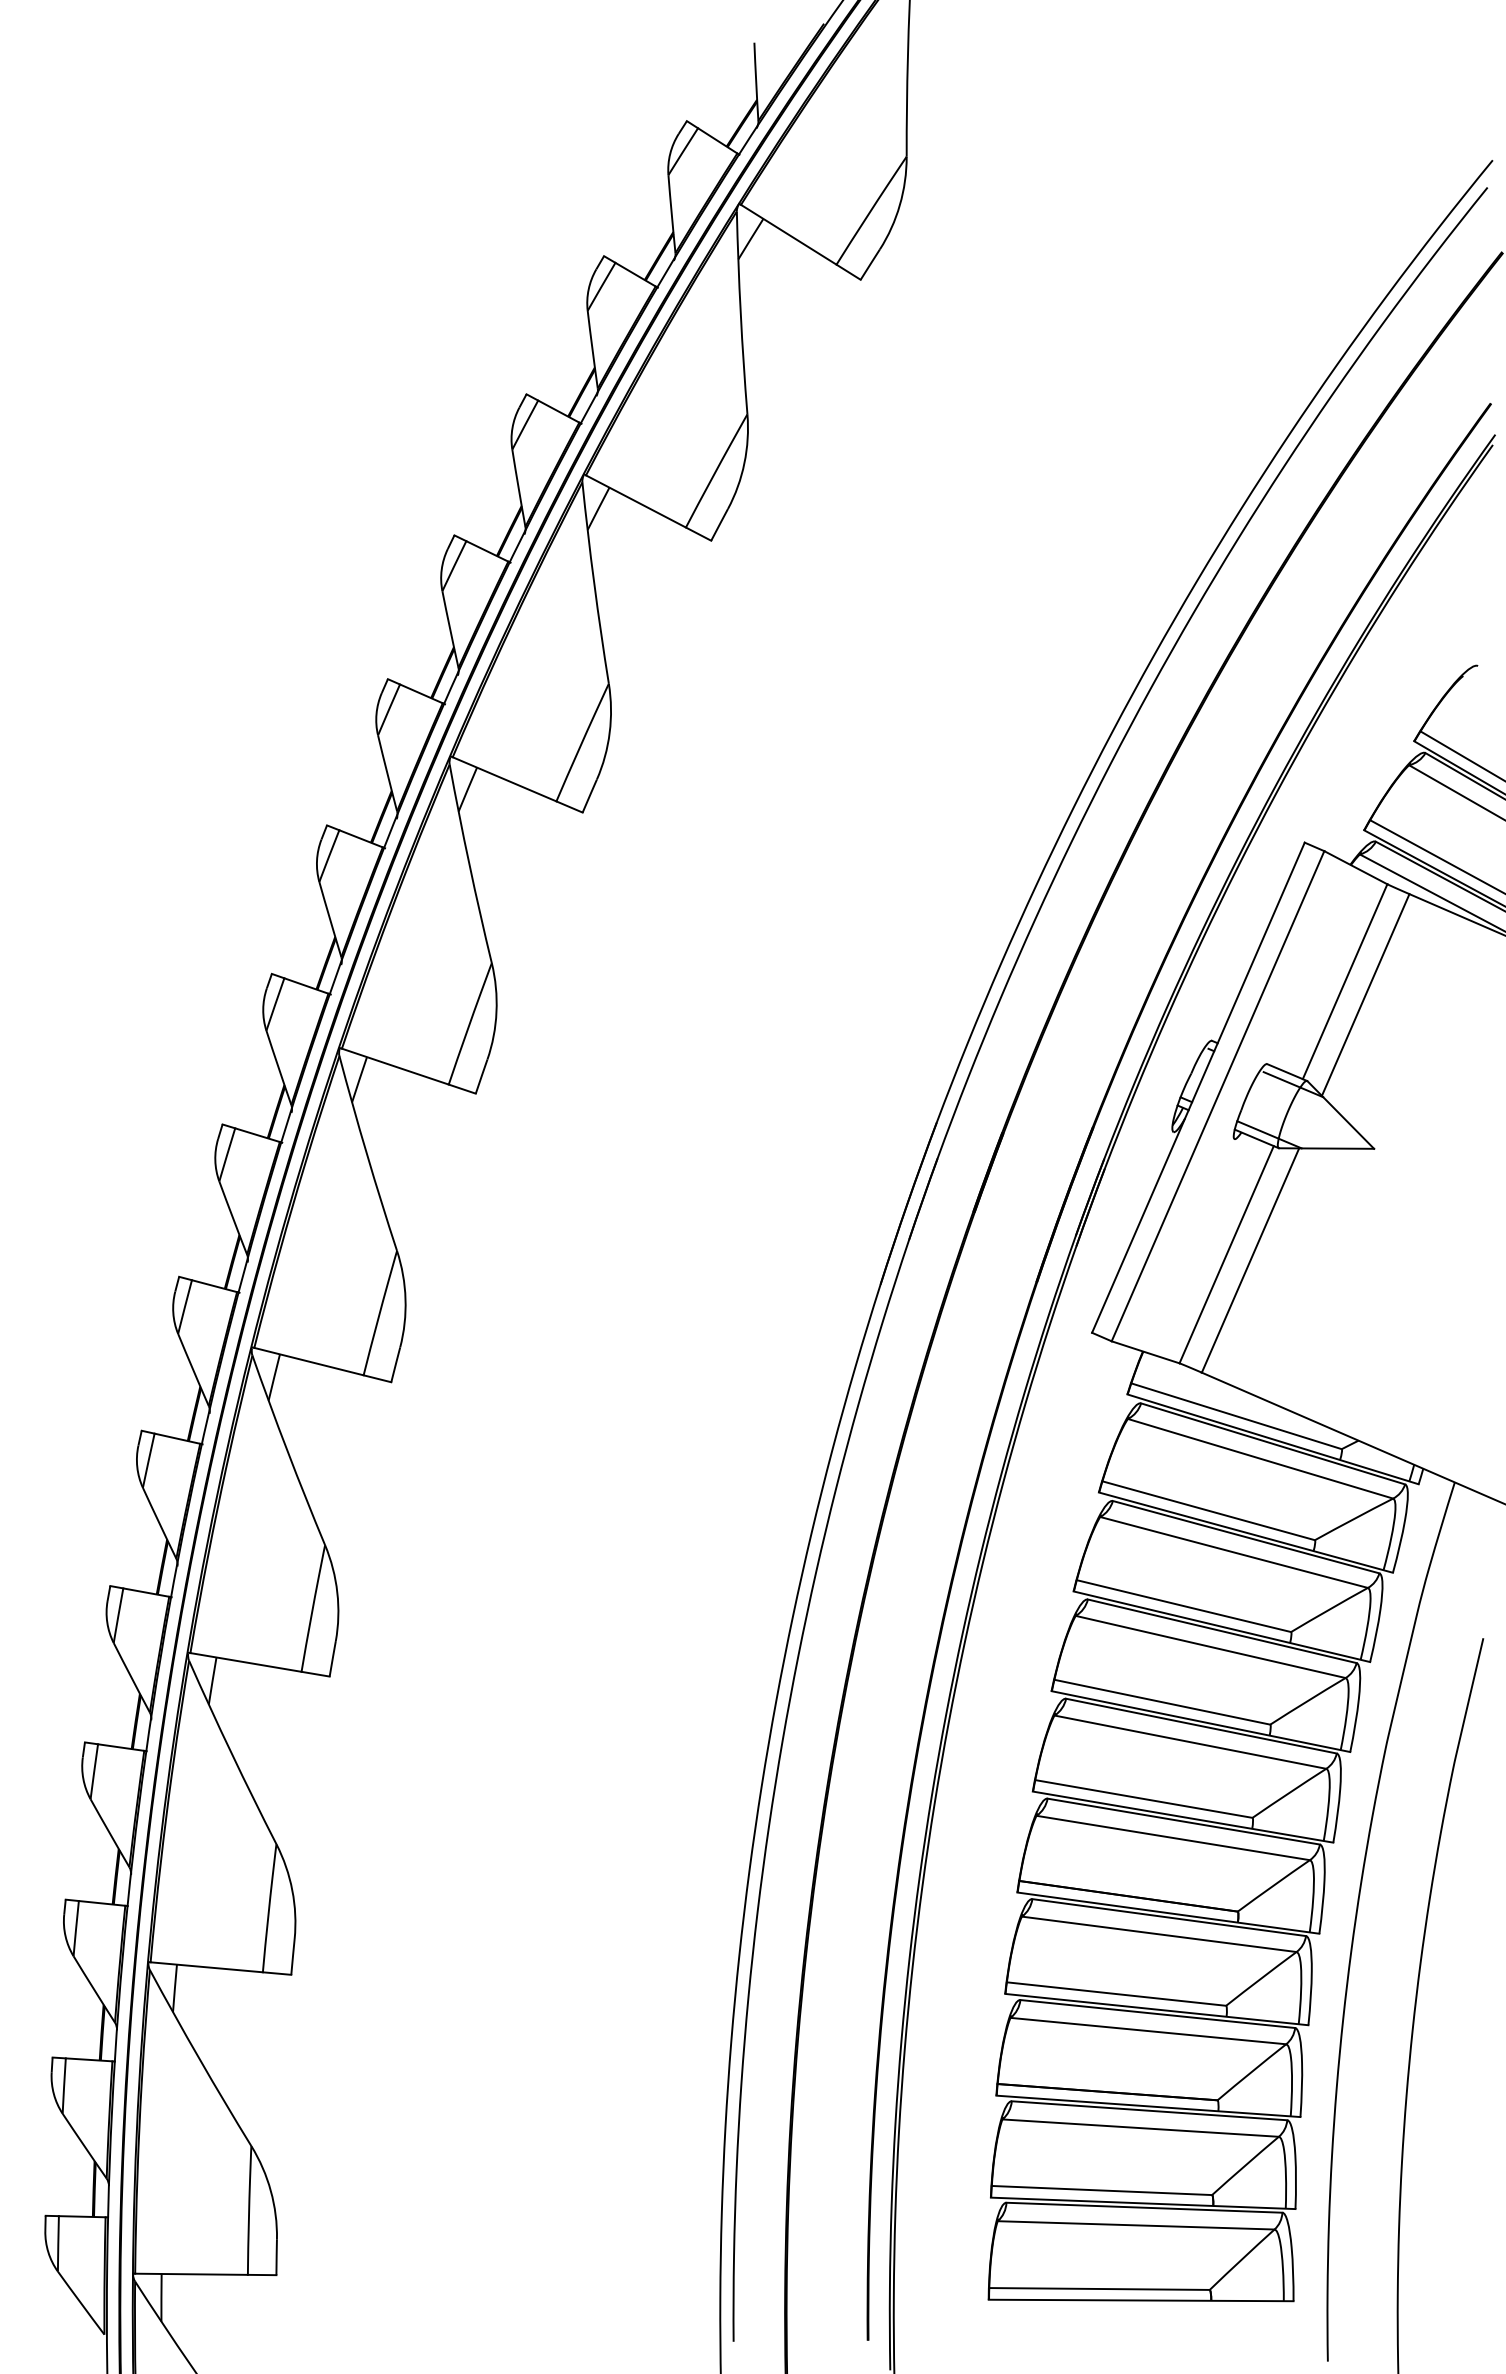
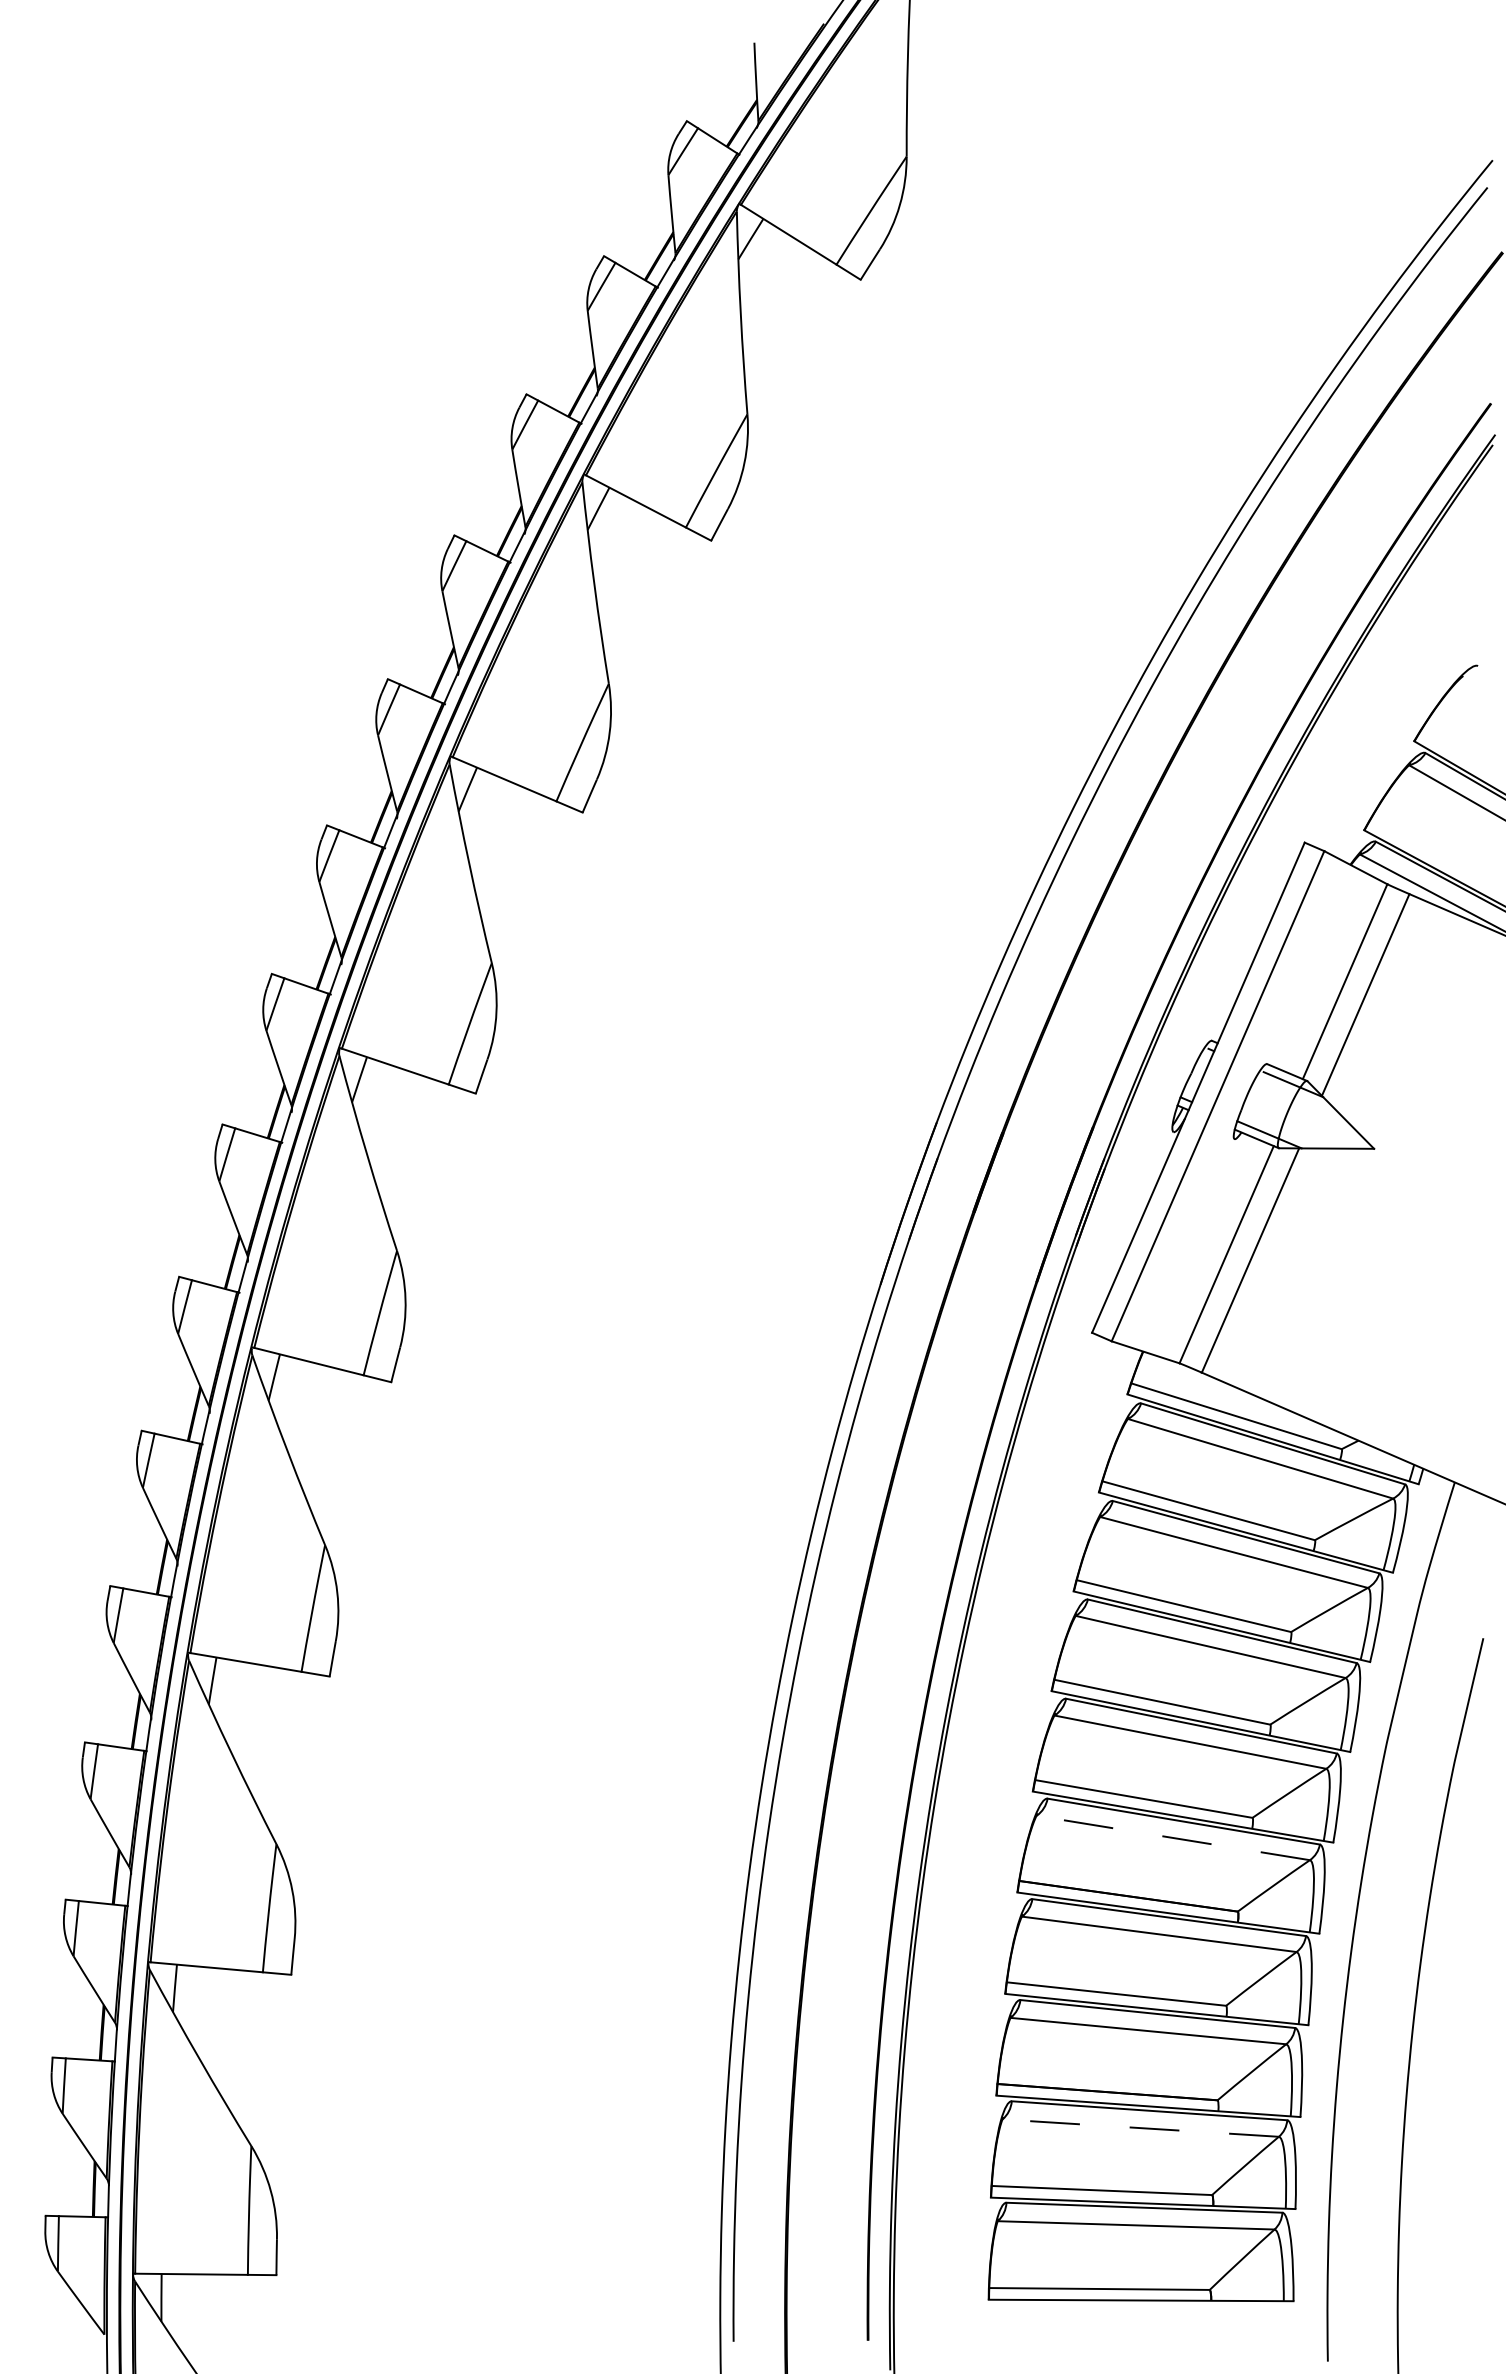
line: present -> none (1461, 755)
line: present -> none (1436, 856)
line: solid -> dashed (1172, 1837)
line: solid -> dashed (1140, 2128)
